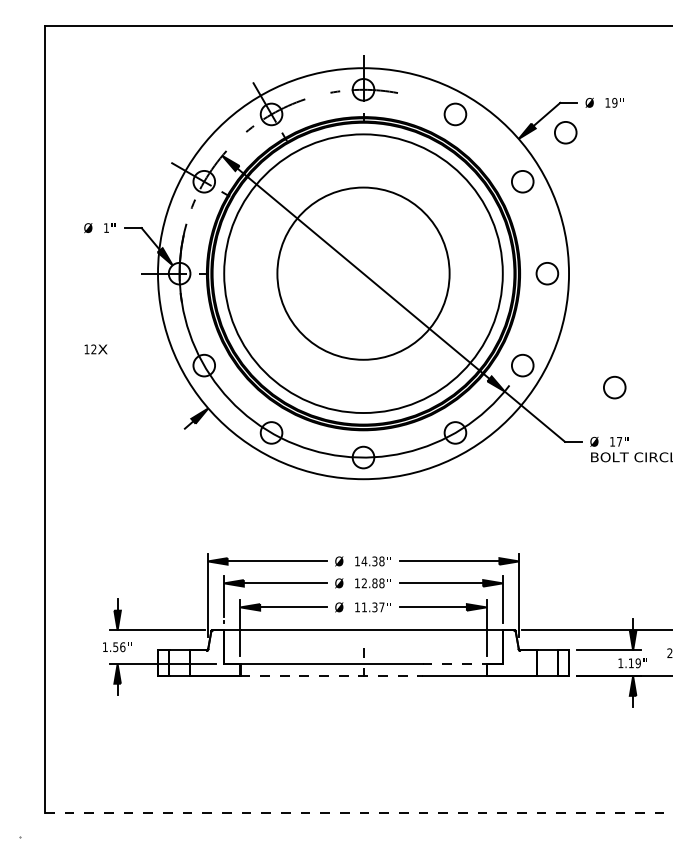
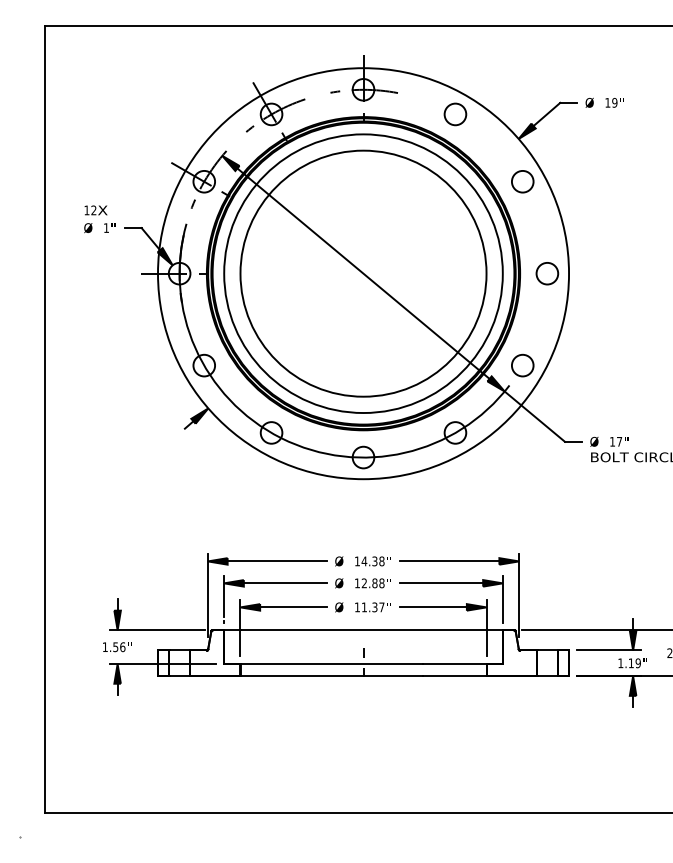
circle: present -> none (565, 132)
circle diameter: 172 px -> 246 px (363, 273)
text position: (95, 349) -> (95, 210) (95, 210)
circle: present -> none (614, 387)
line: dashed -> solid (455, 664)
line: dashed -> solid (331, 676)
line: dashed -> solid (358, 812)
